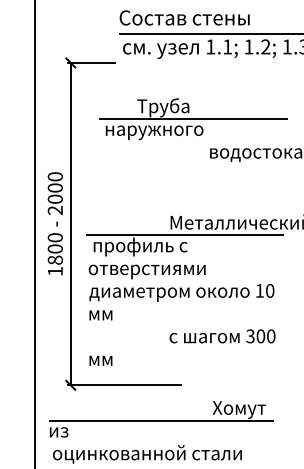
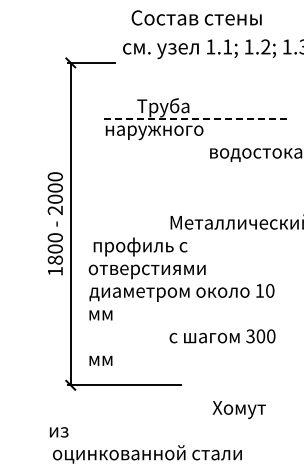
text position: (184, 17) -> (196, 17) (196, 17)
line: present -> none (210, 33)
line: solid -> dashed (193, 119)
line: present -> none (34, 233)
line: present -> none (185, 235)
line: present -> none (161, 421)
